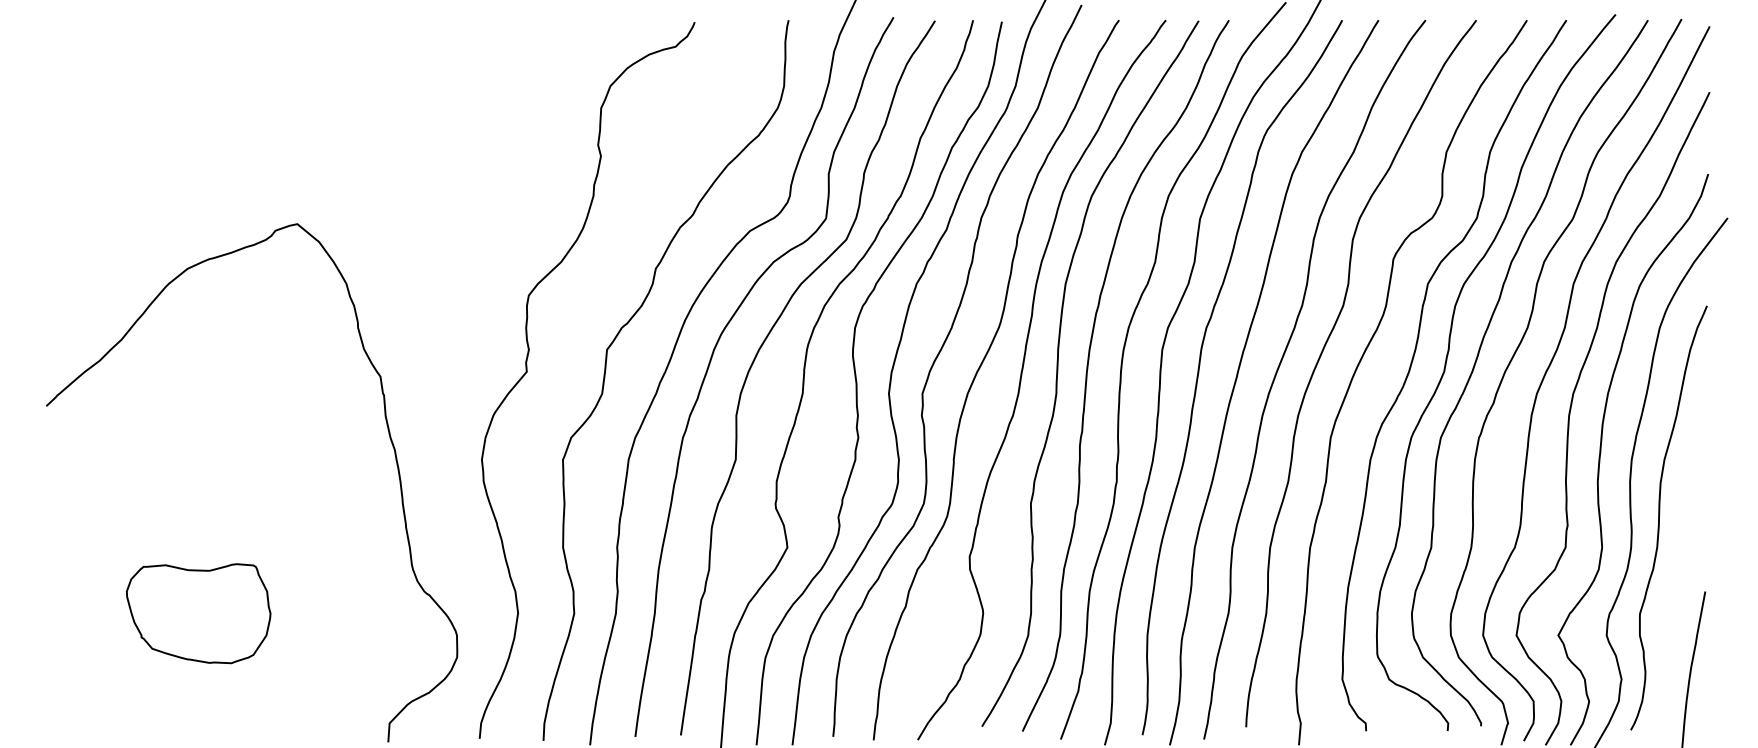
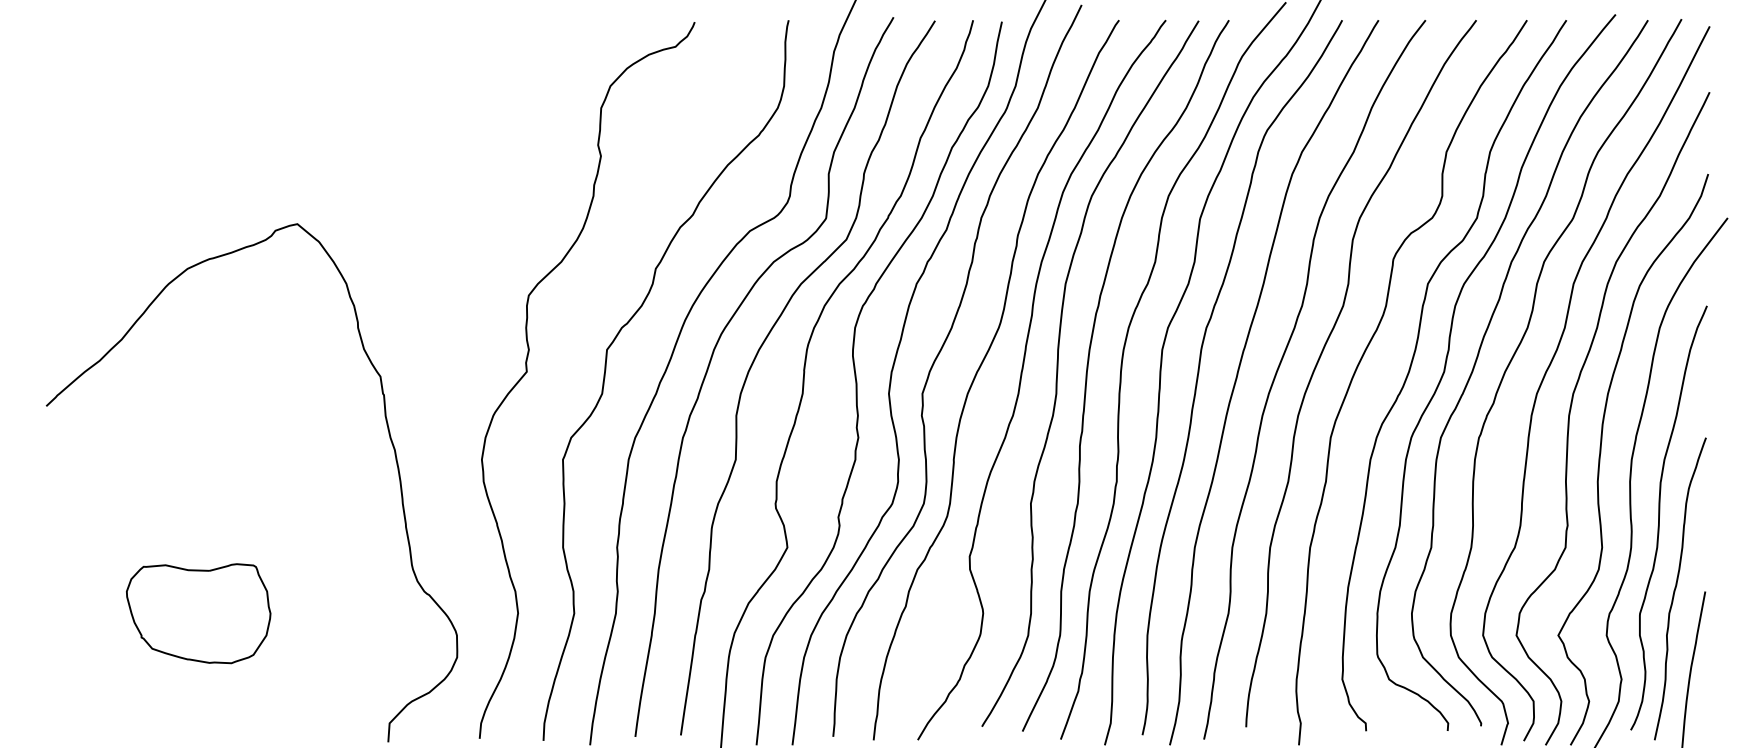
curve: none -> present (1676, 588)
